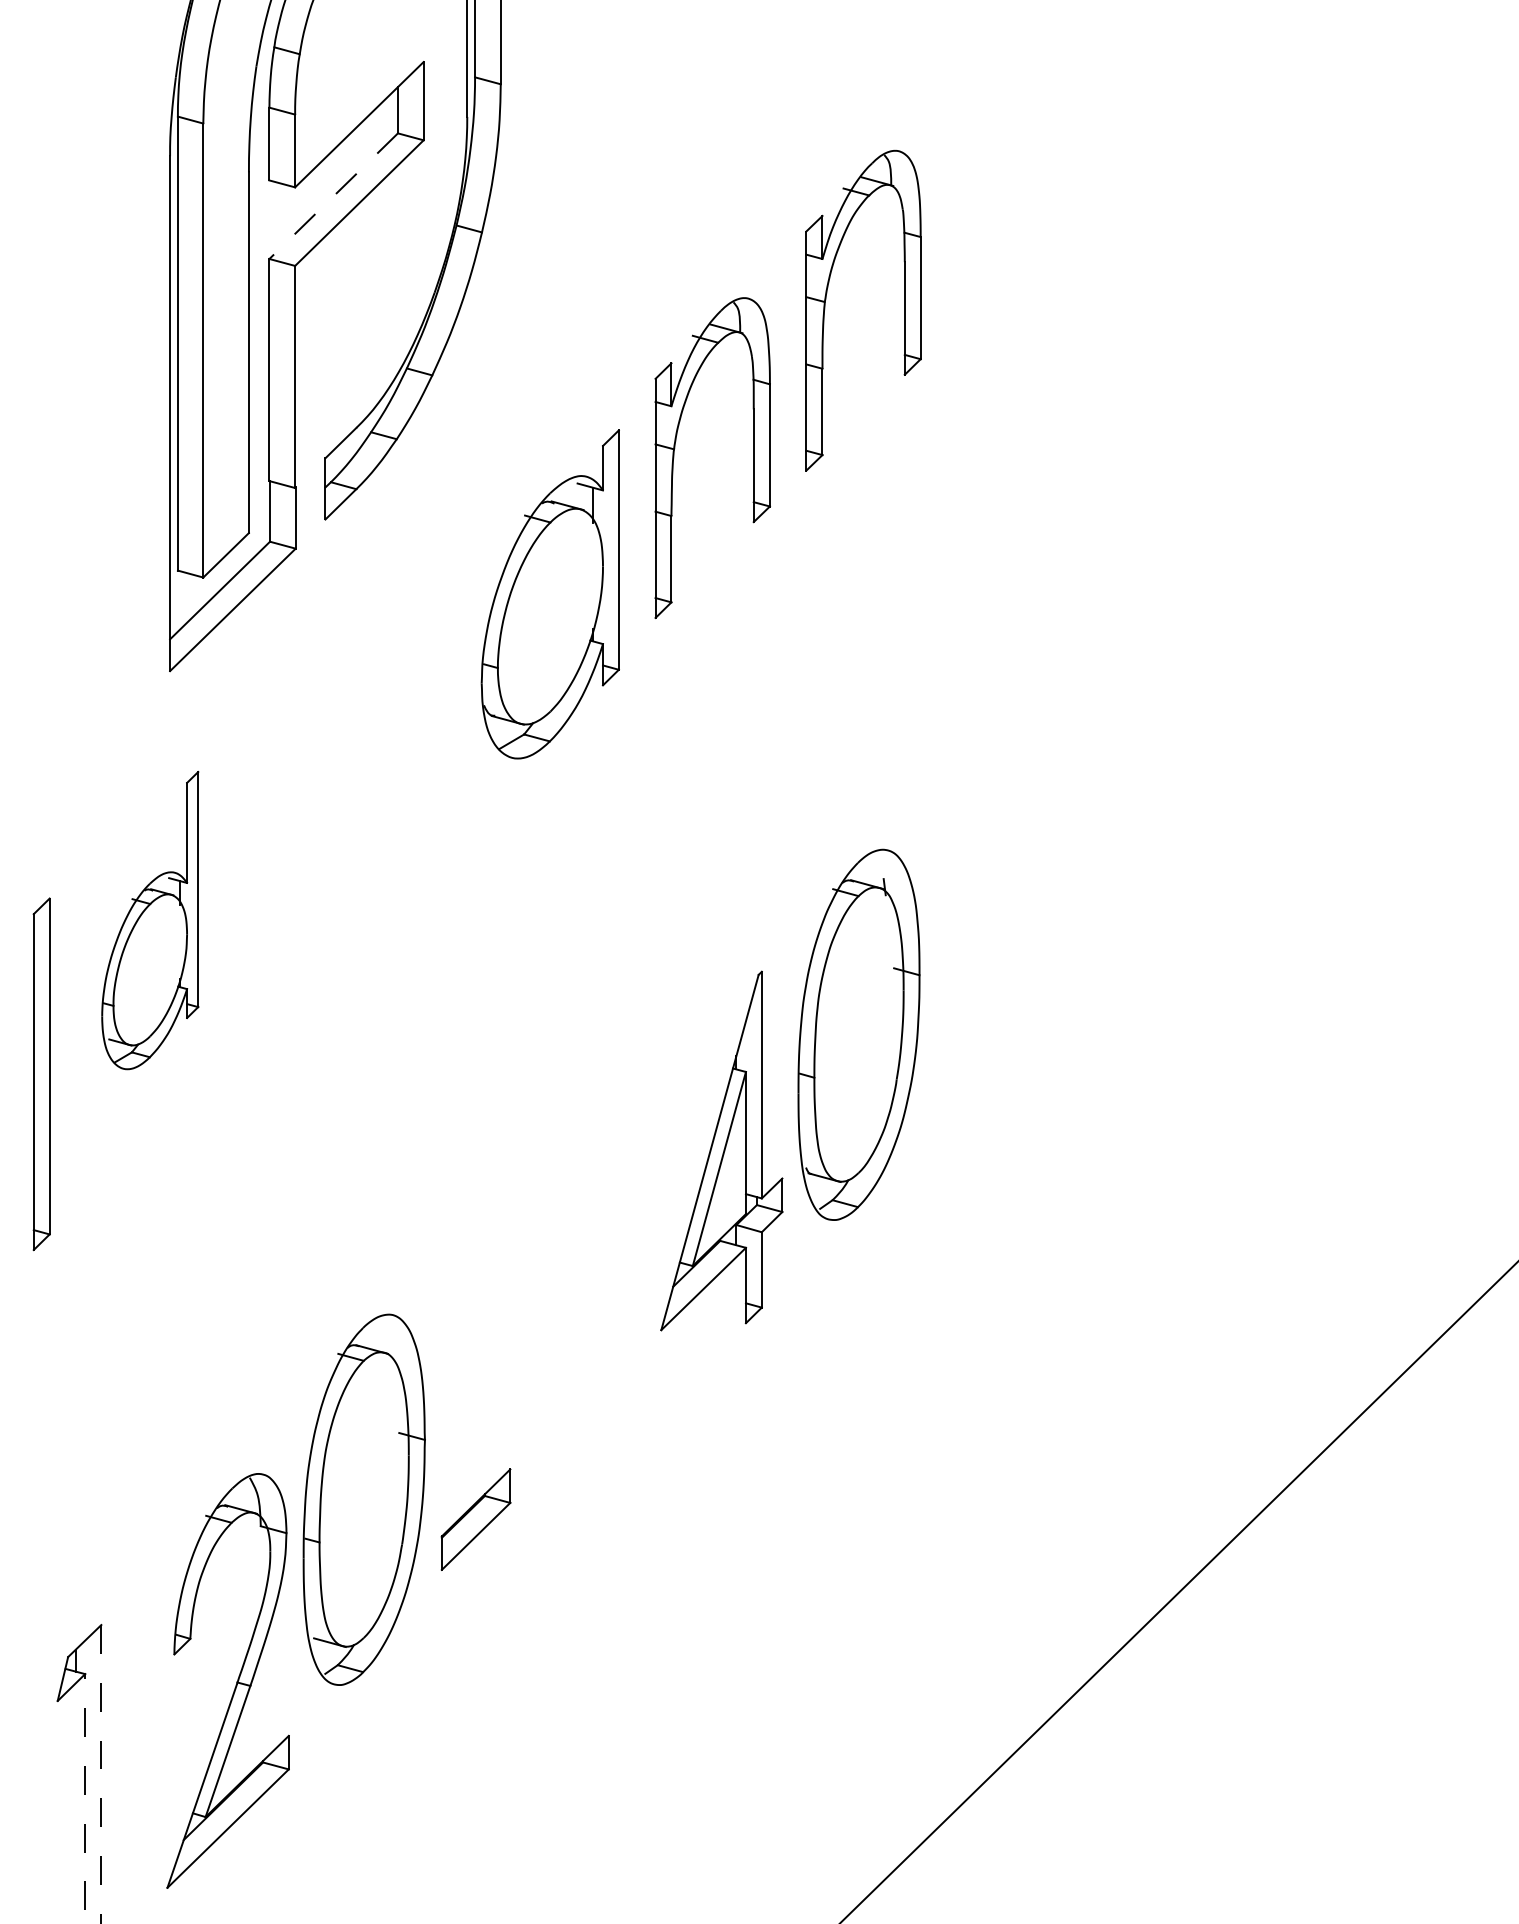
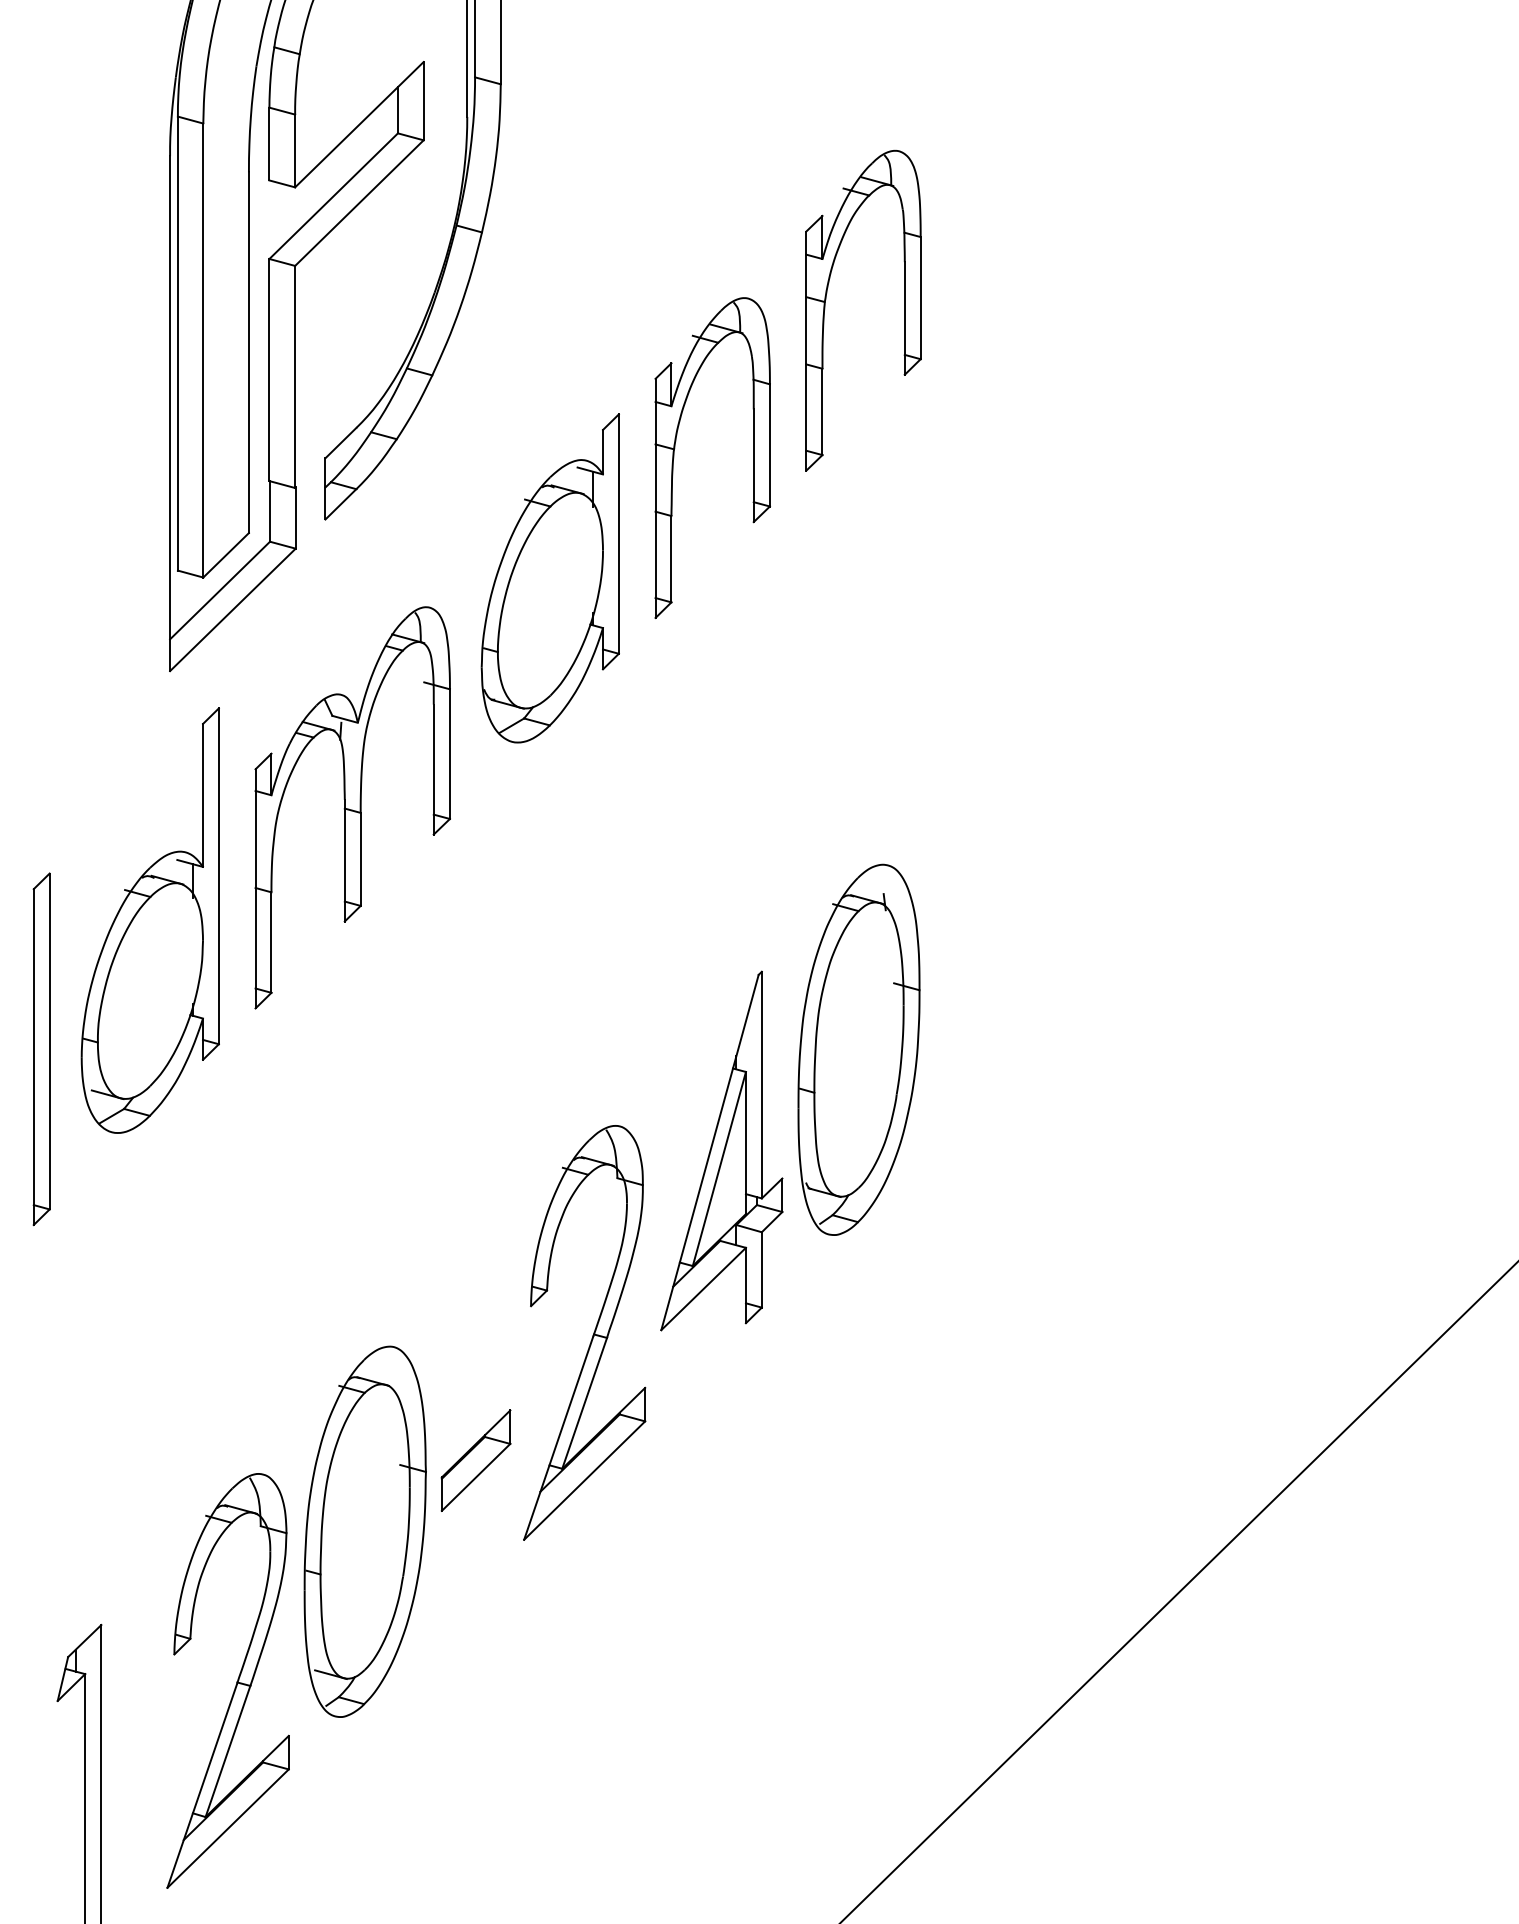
line: dashed -> solid (333, 196)
part position: (549, 594) -> (549, 578) (549, 578)
part: none -> present (352, 807)
part size: 99x300 px -> 140x427 px (149, 920)
part position: (858, 1034) -> (858, 1049) (858, 1049)
part position: (41, 1074) -> (41, 1049) (41, 1049)
part: none -> present (592, 1335)
part position: (363, 1499) -> (364, 1531) (364, 1531)
part position: (475, 1519) -> (475, 1460) (475, 1460)
line: dashed -> solid (101, 1774)
line: dashed -> solid (85, 1798)
